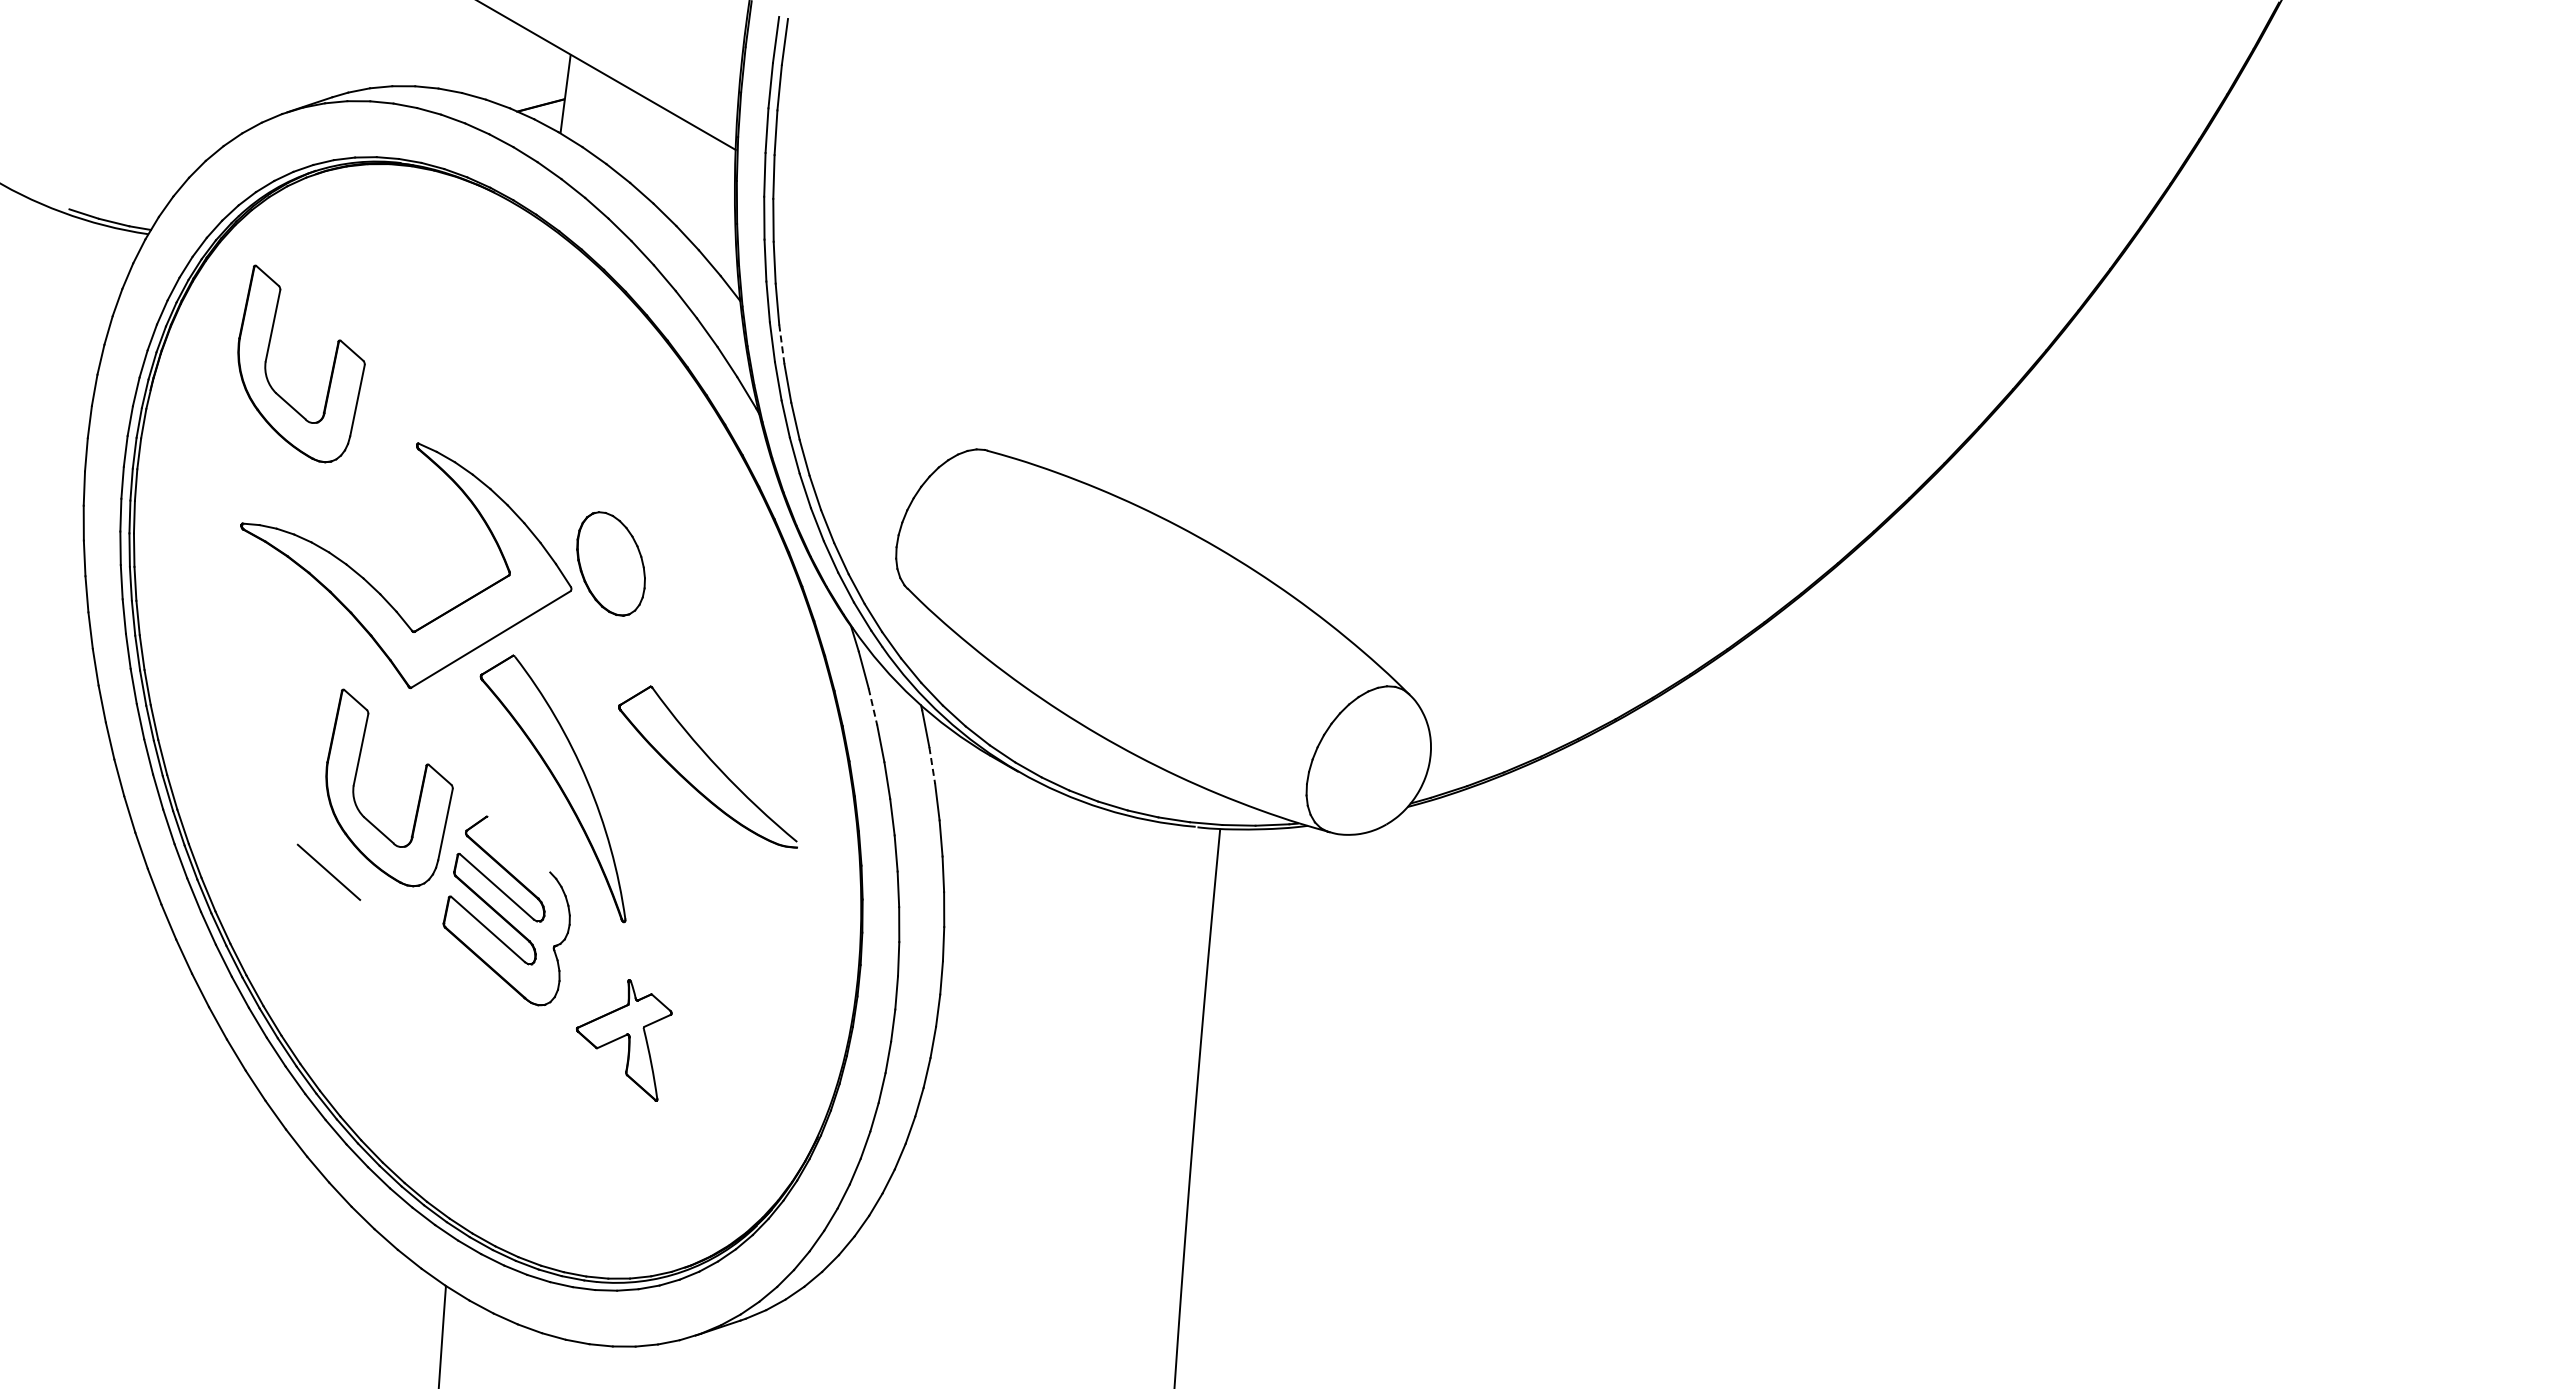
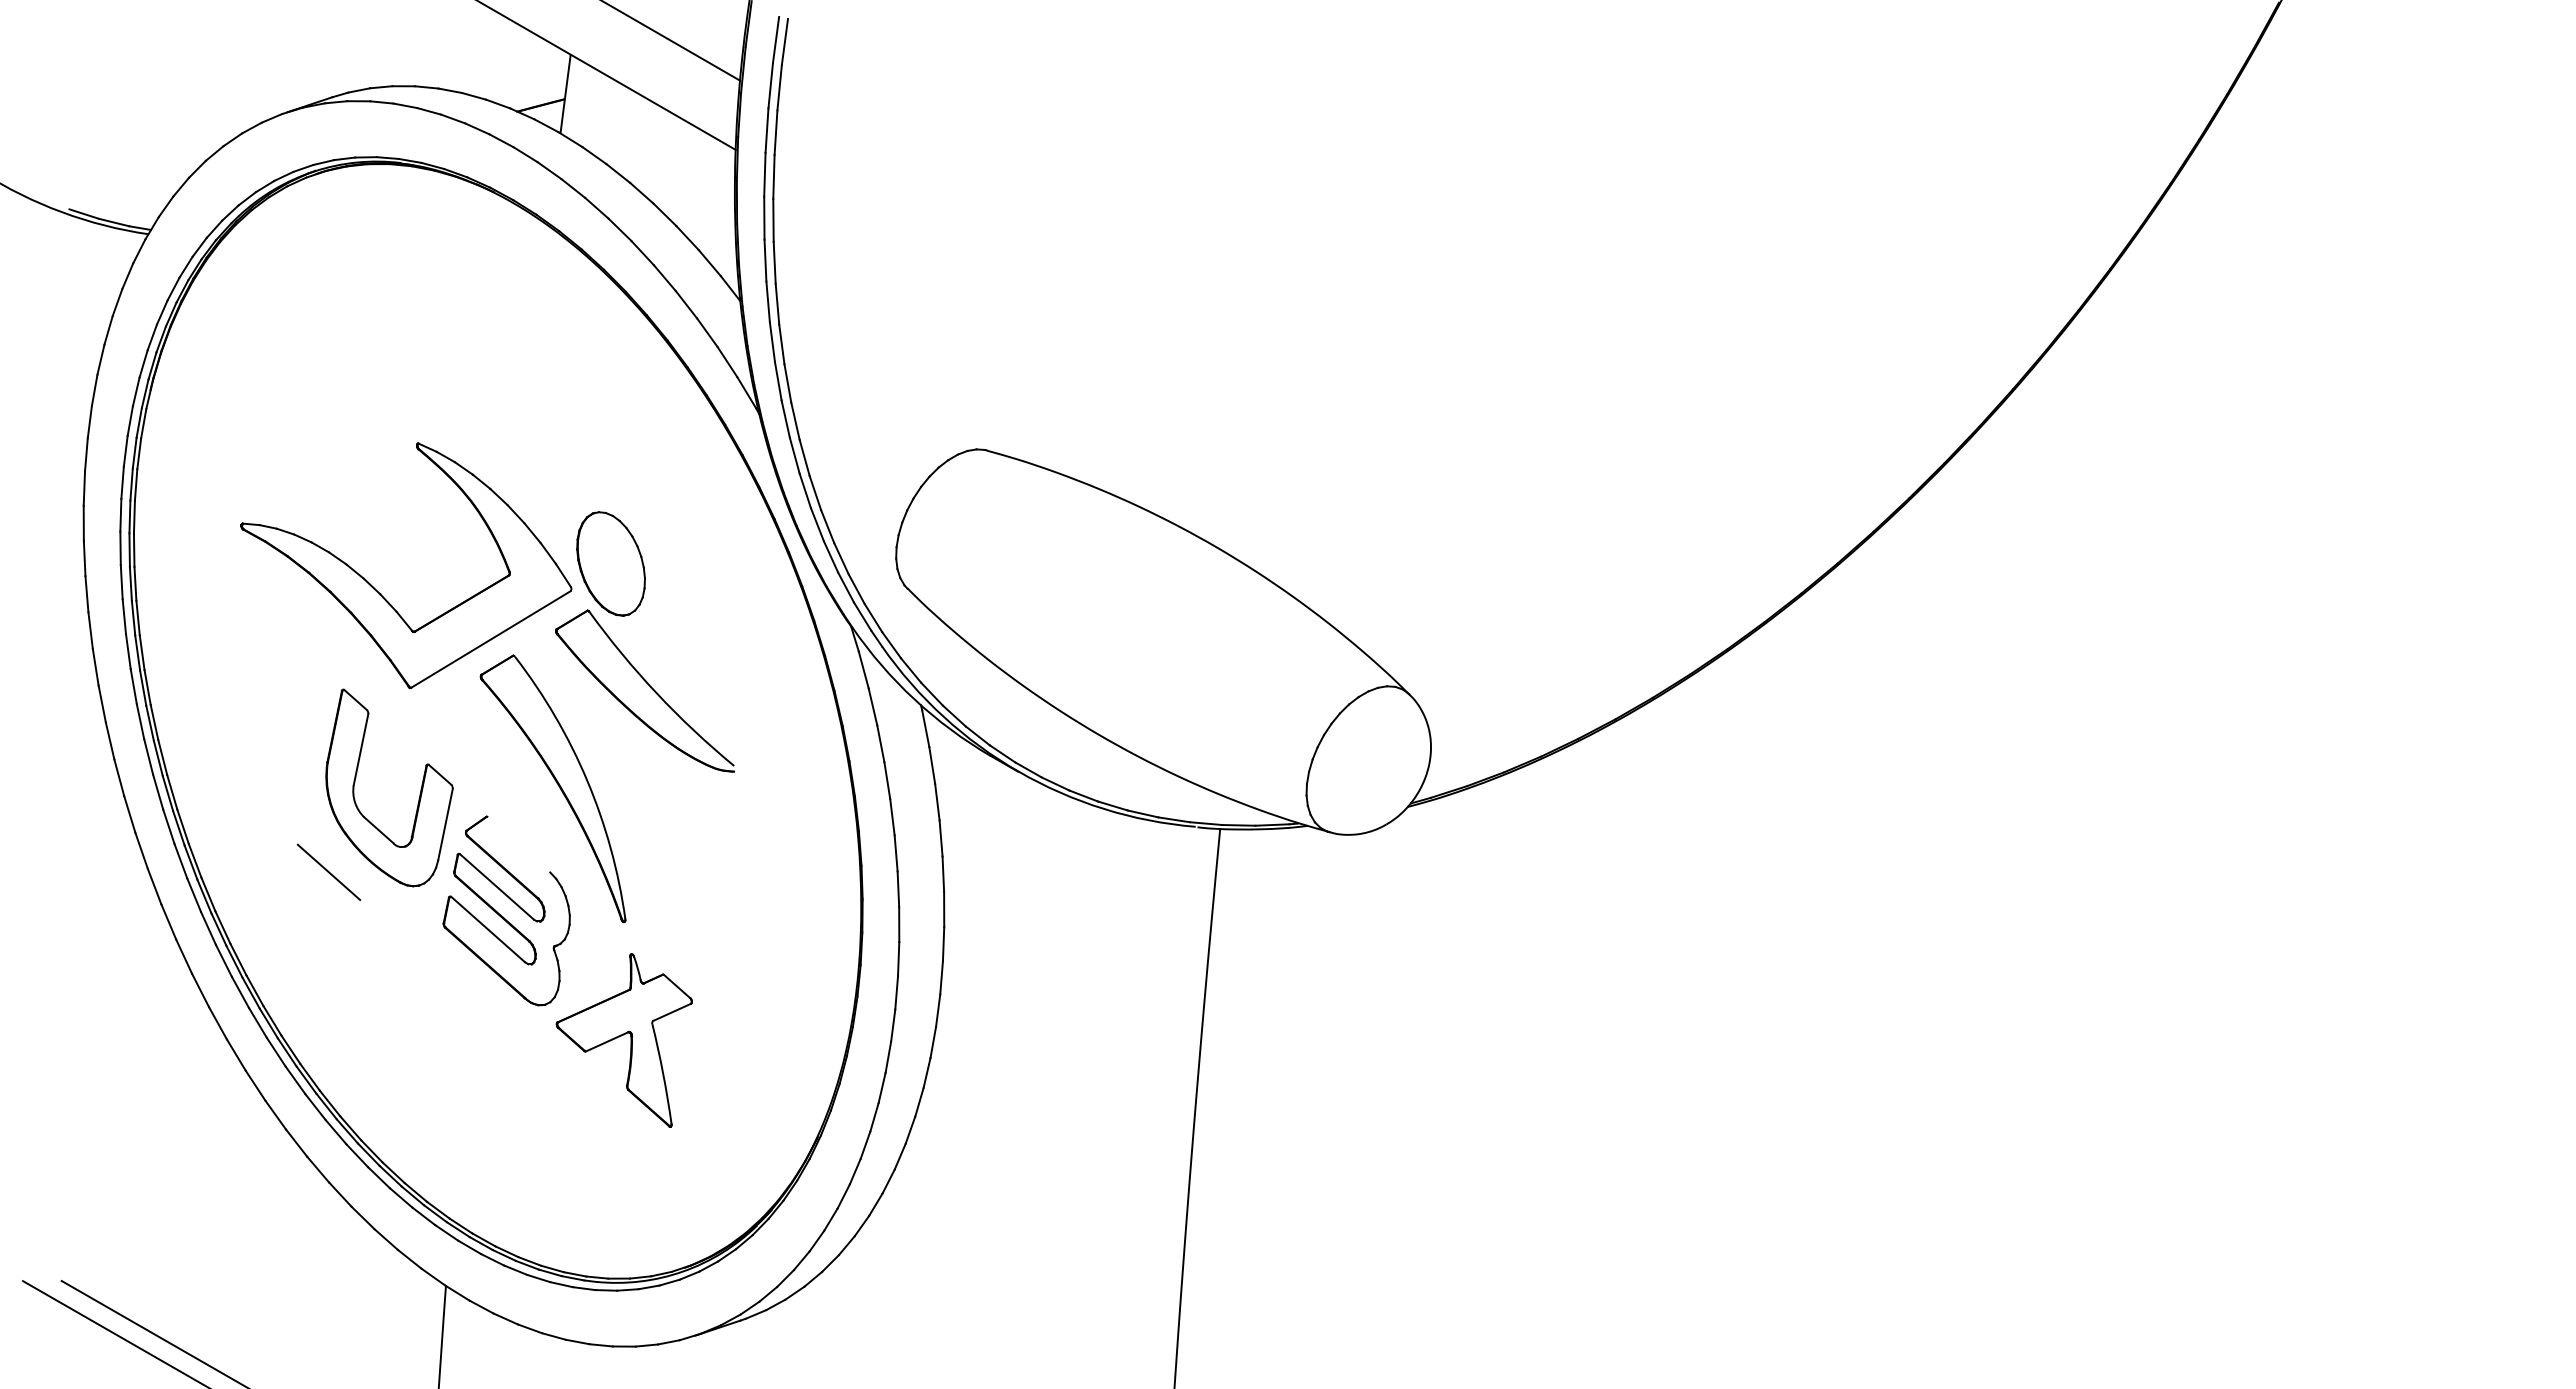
line: none -> present (672, 41)
line: dashed -> solid (781, 344)
part: present -> none (331, 370)
line: dashed -> solid (872, 706)
part position: (713, 764) -> (650, 688) (650, 688)
line: dashed -> solid (932, 765)
part size: 97x123 px -> 138x175 px (623, 1040)
line: none -> present (152, 1332)
line: none -> present (113, 1333)
